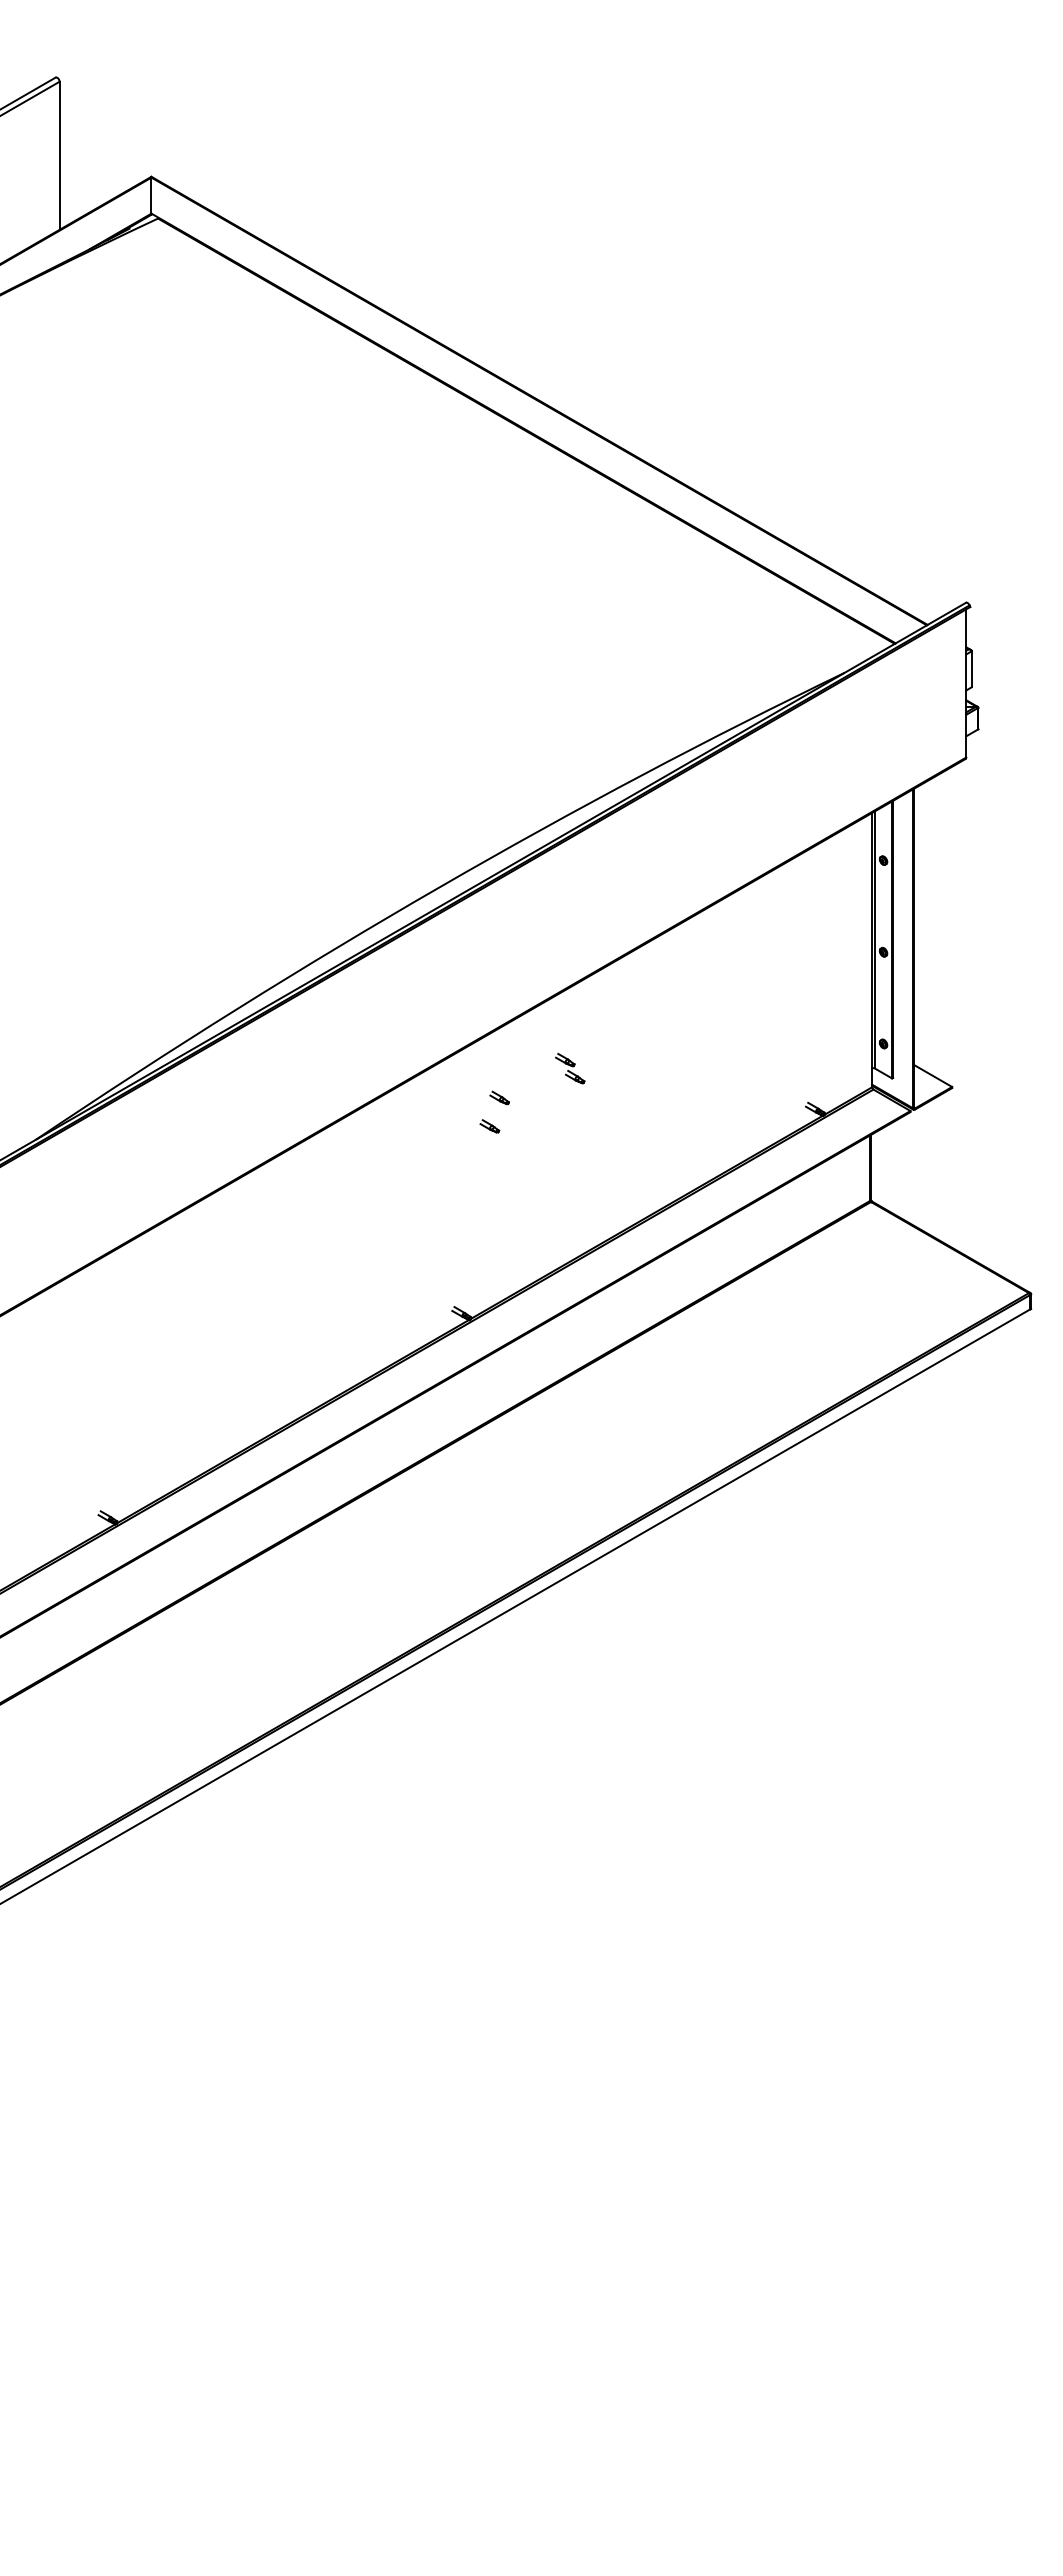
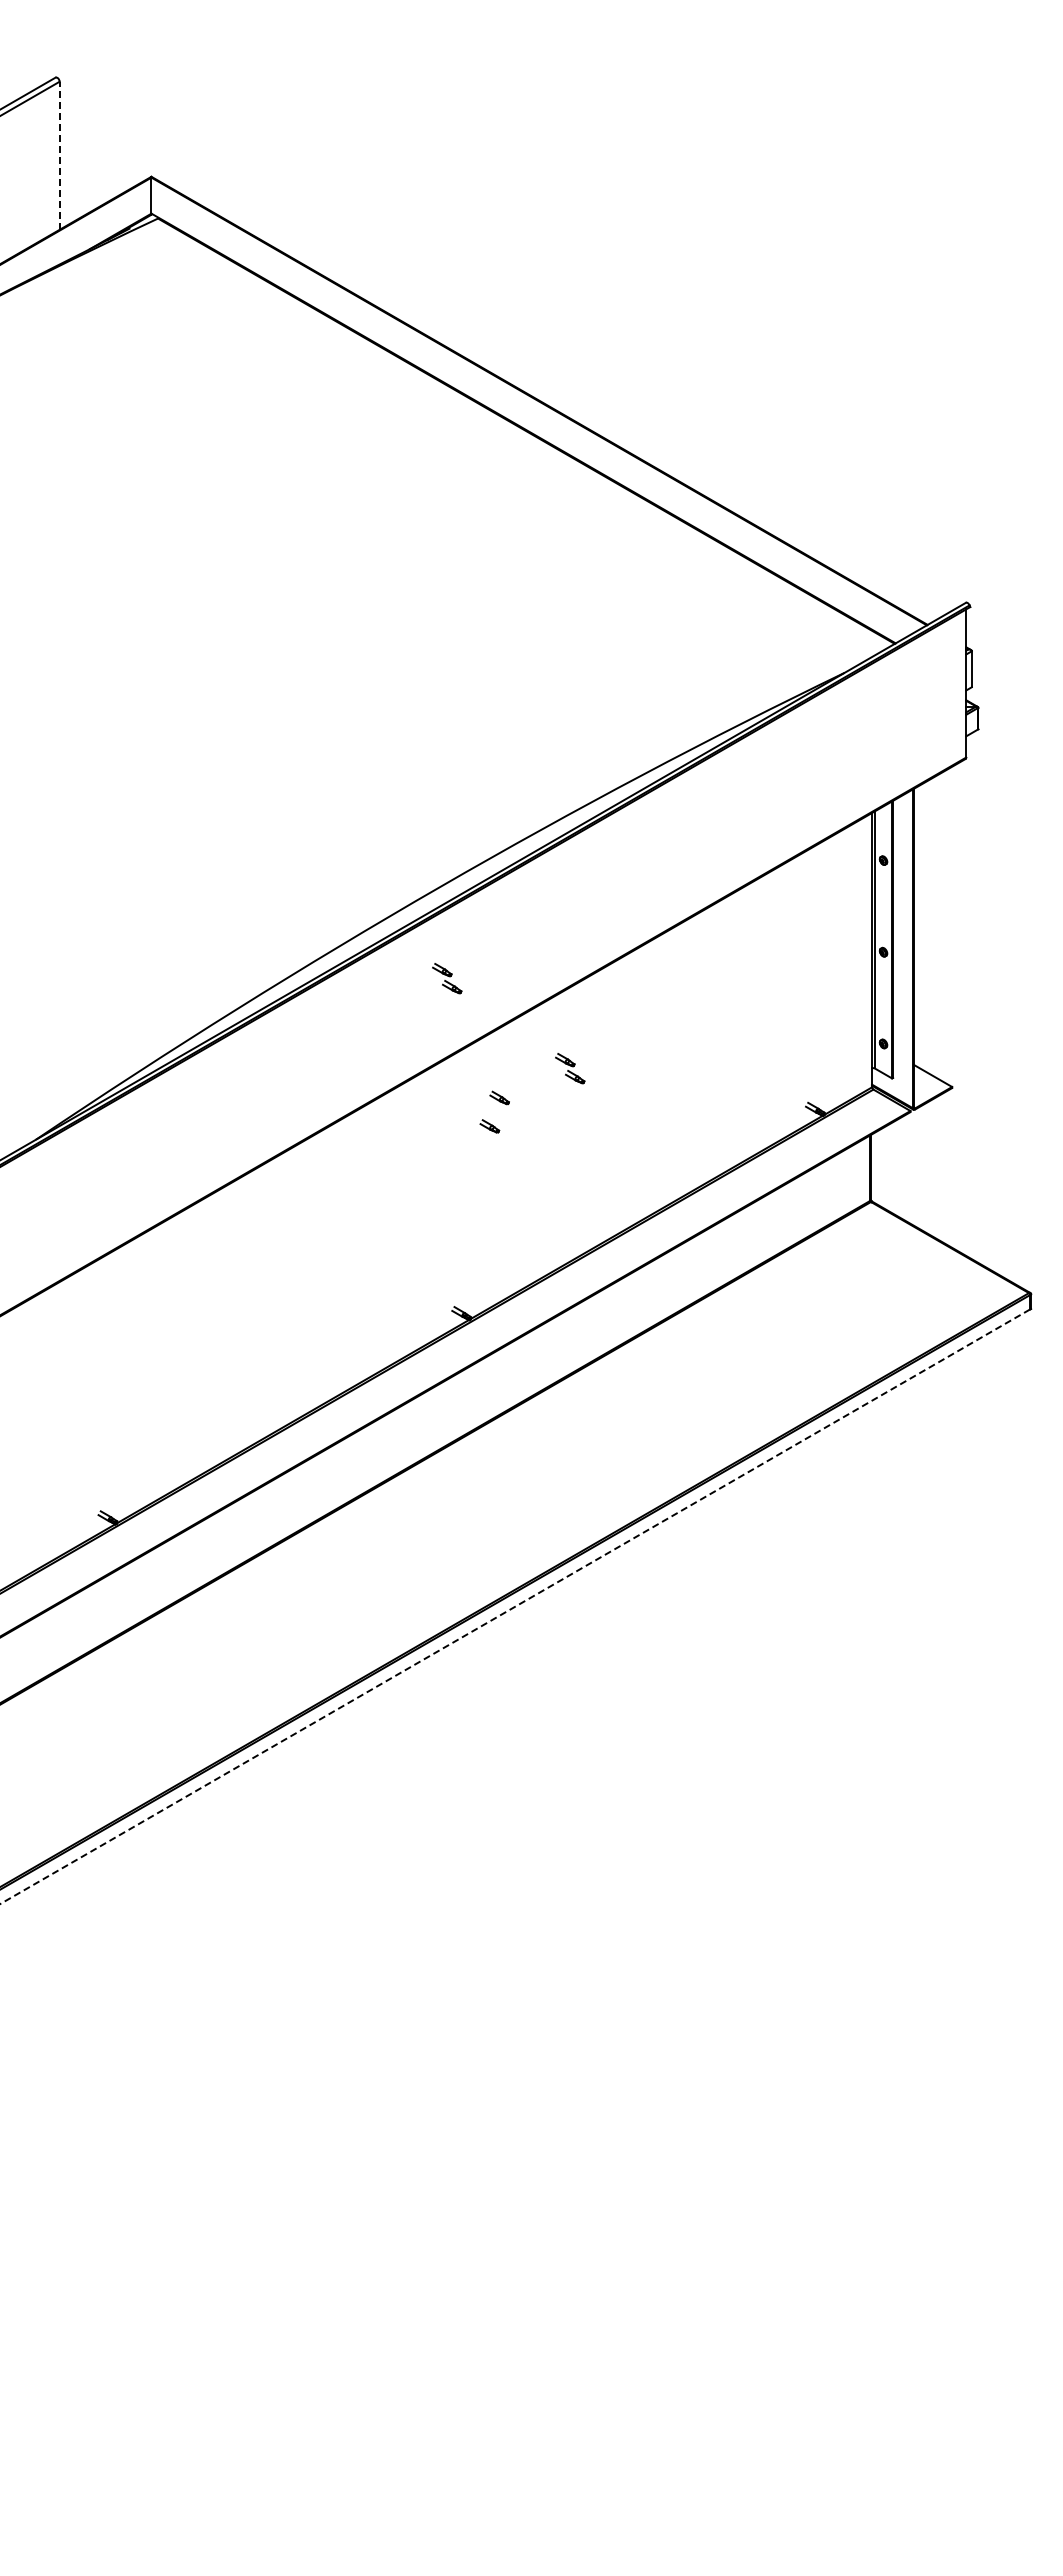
line: solid -> dashed (59, 155)
part: none -> present (447, 978)
line: solid -> dashed (514, 1606)
